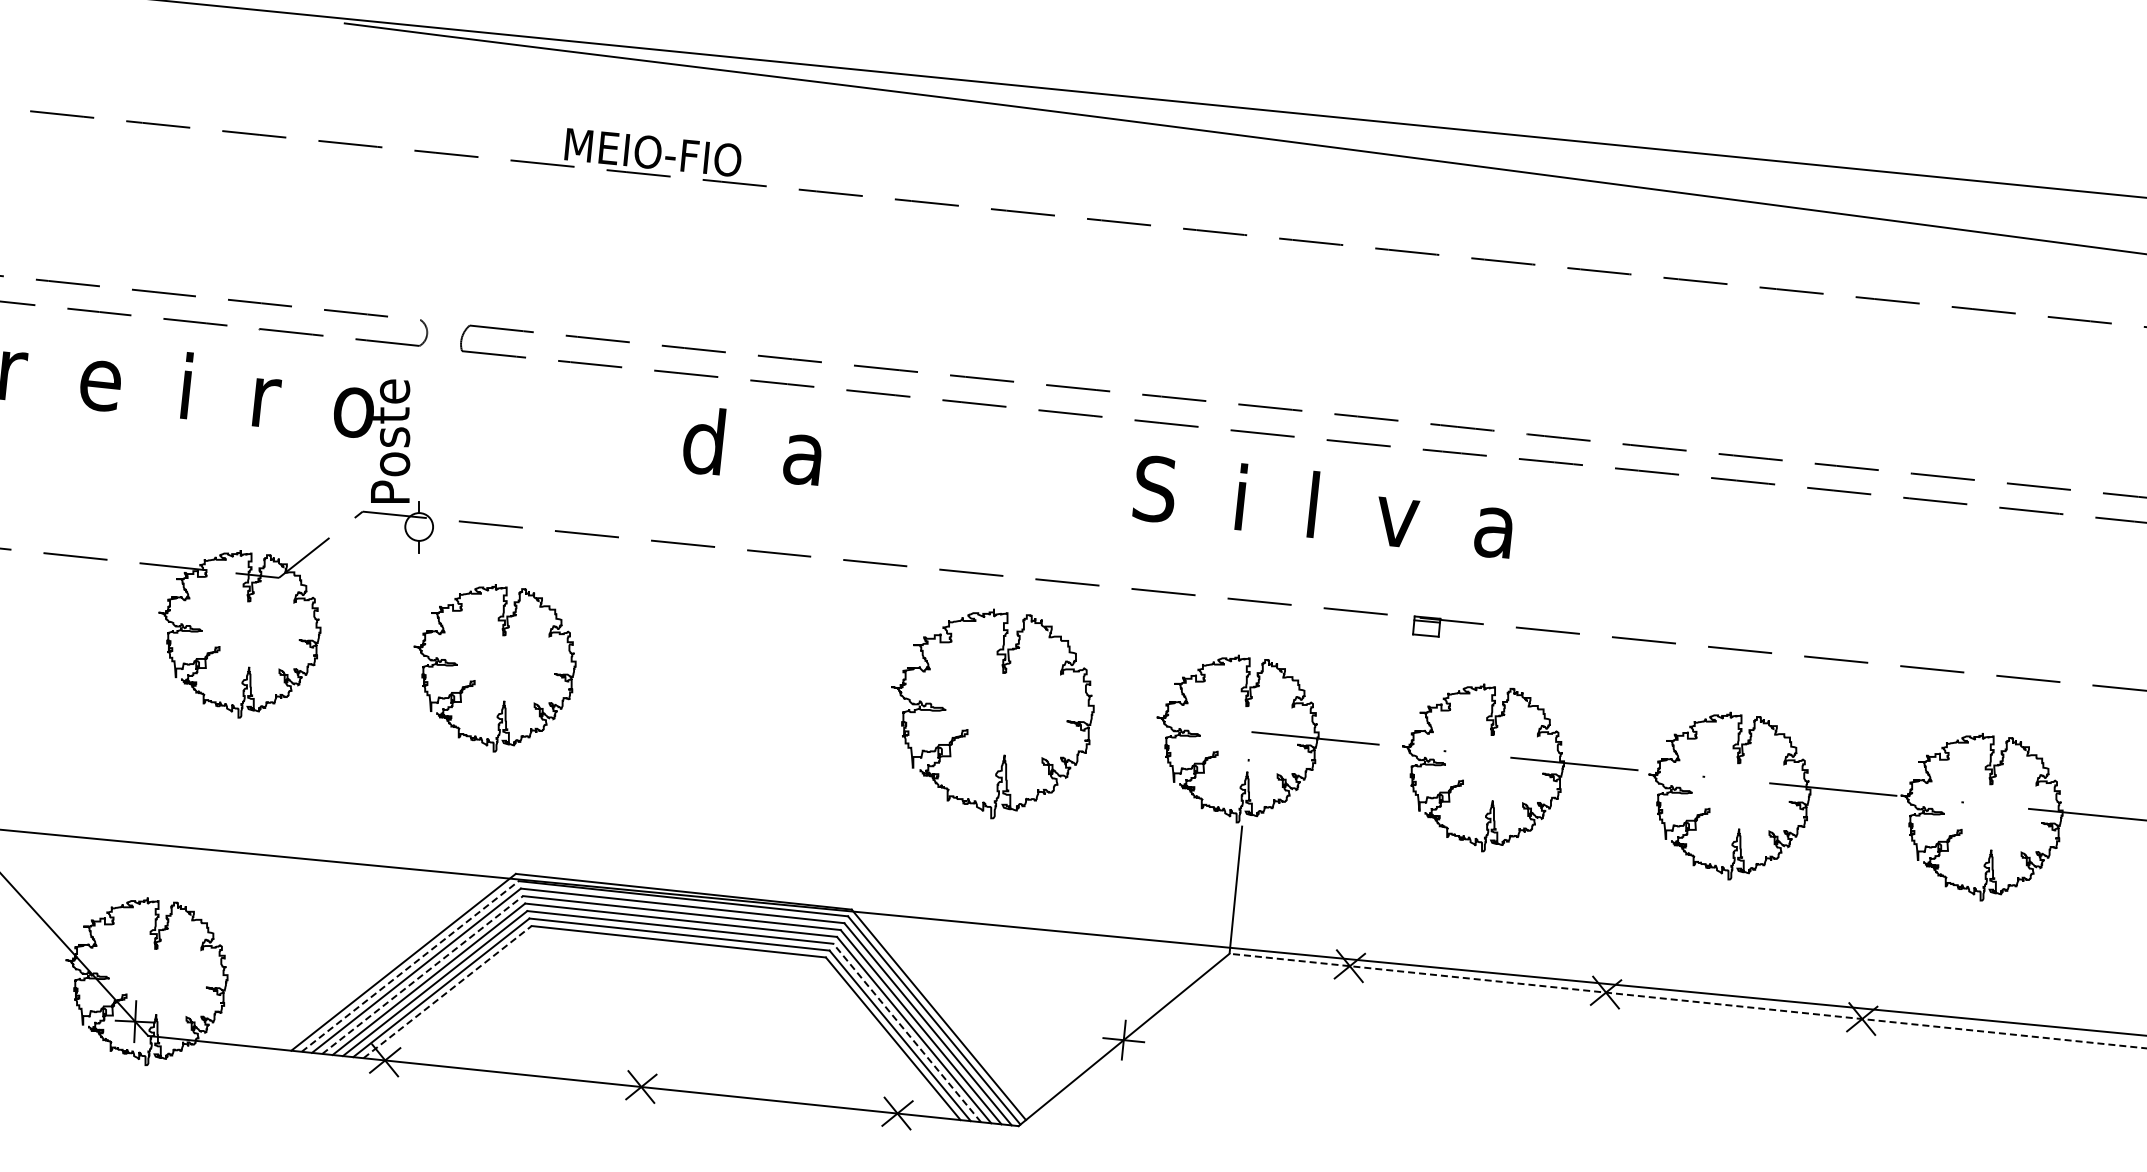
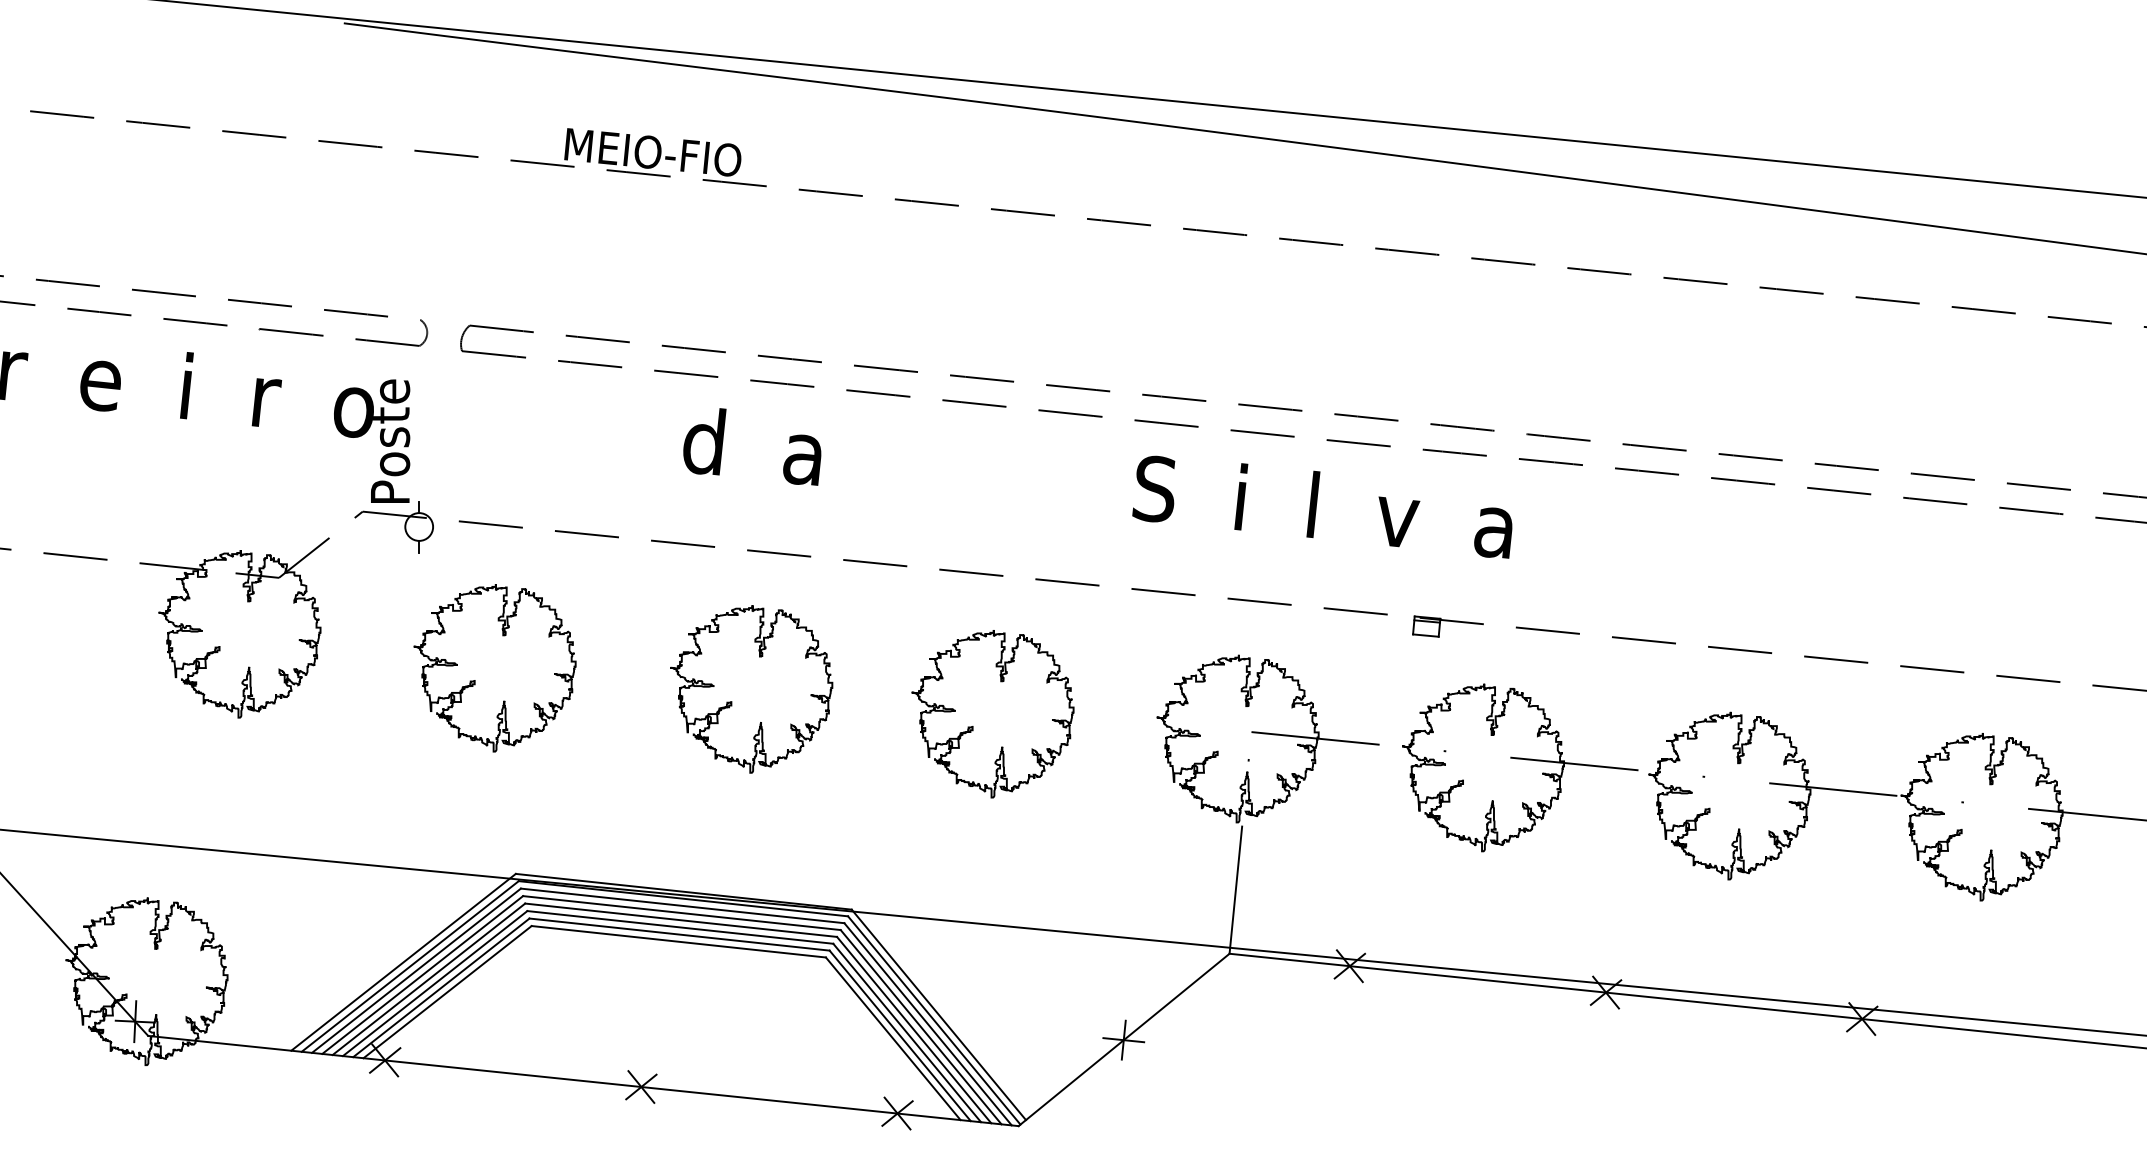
part: none -> present (751, 689)
part size: 204x212 px -> 164x169 px (992, 714)
line: dashed -> solid (410, 966)
line: dashed -> solid (422, 975)
line: dashed -> solid (447, 992)
line: dashed -> solid (1687, 1001)
line: dashed -> solid (907, 1032)
